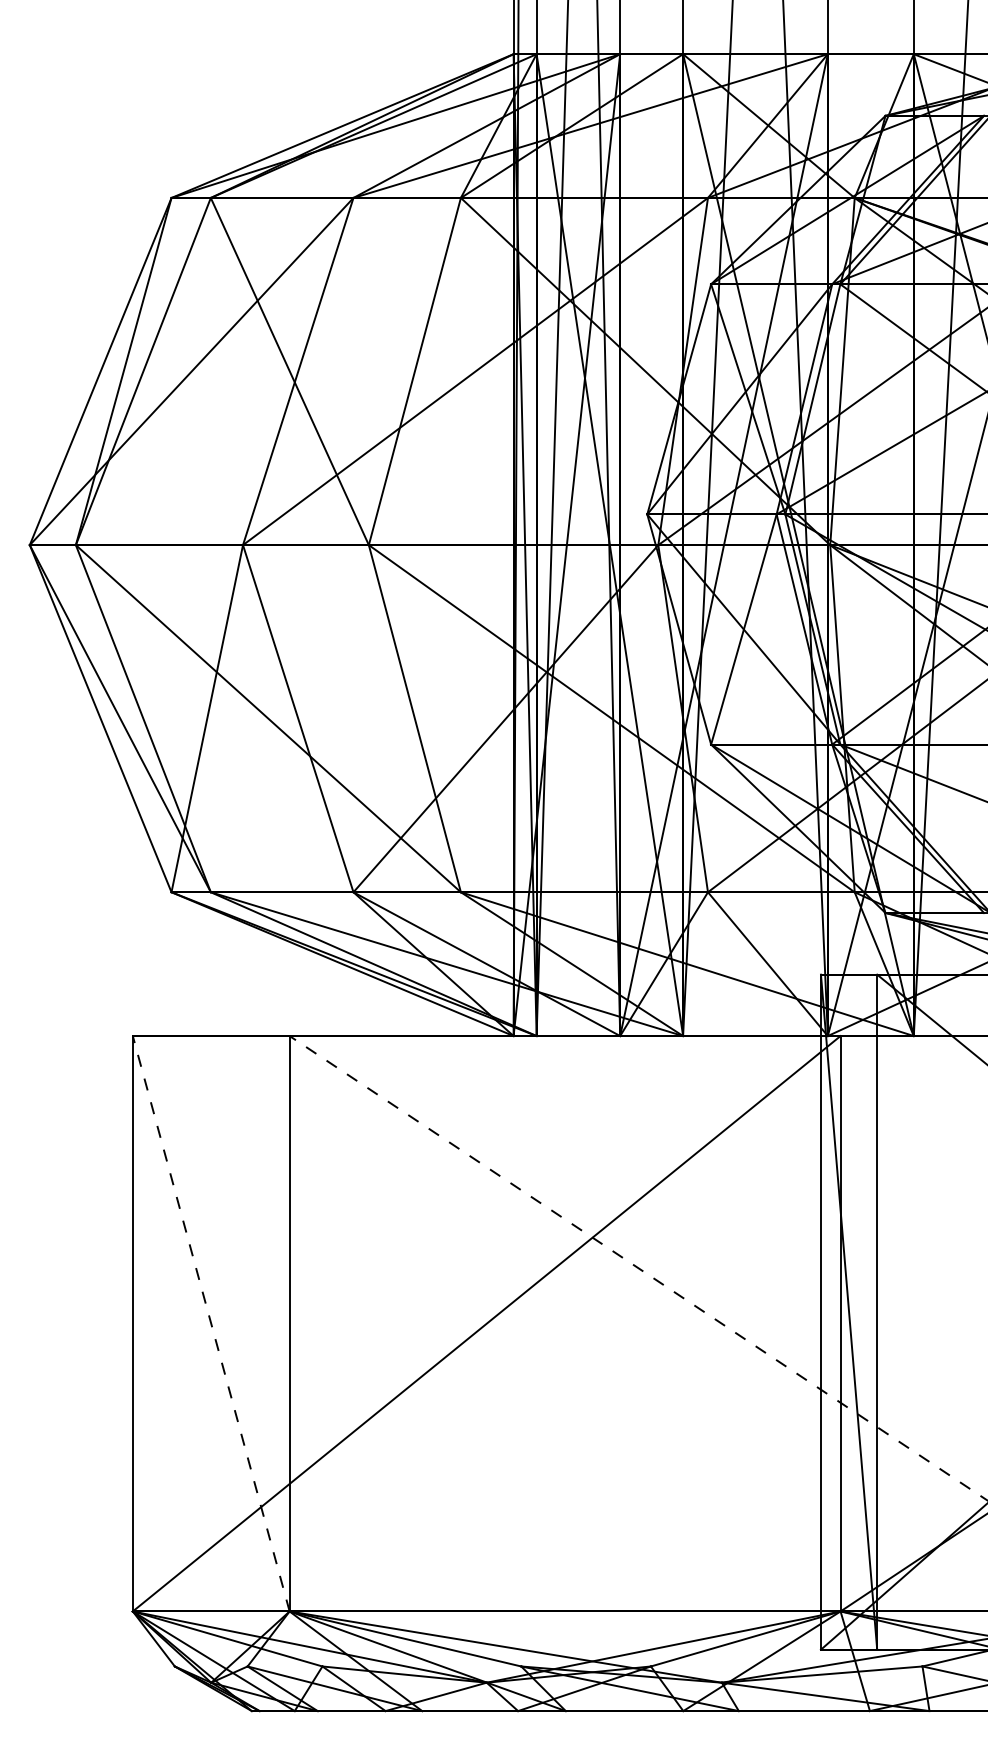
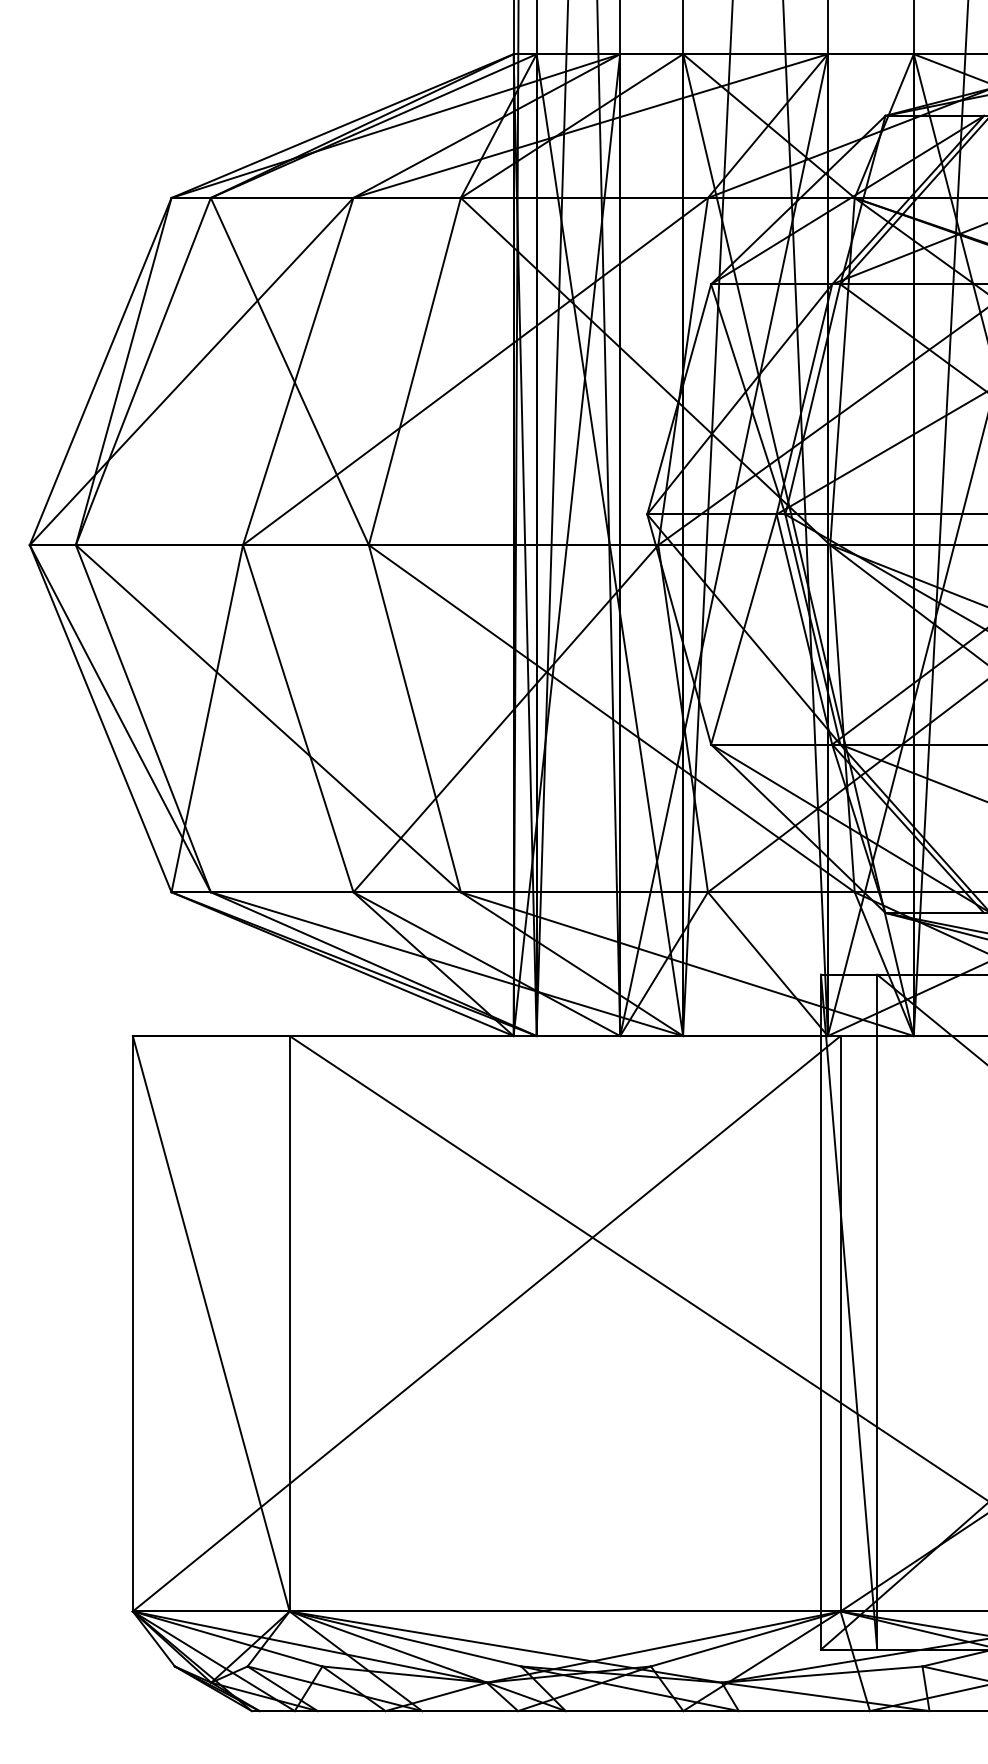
line: dashed -> solid (638, 1268)
line: dashed -> solid (211, 1323)
